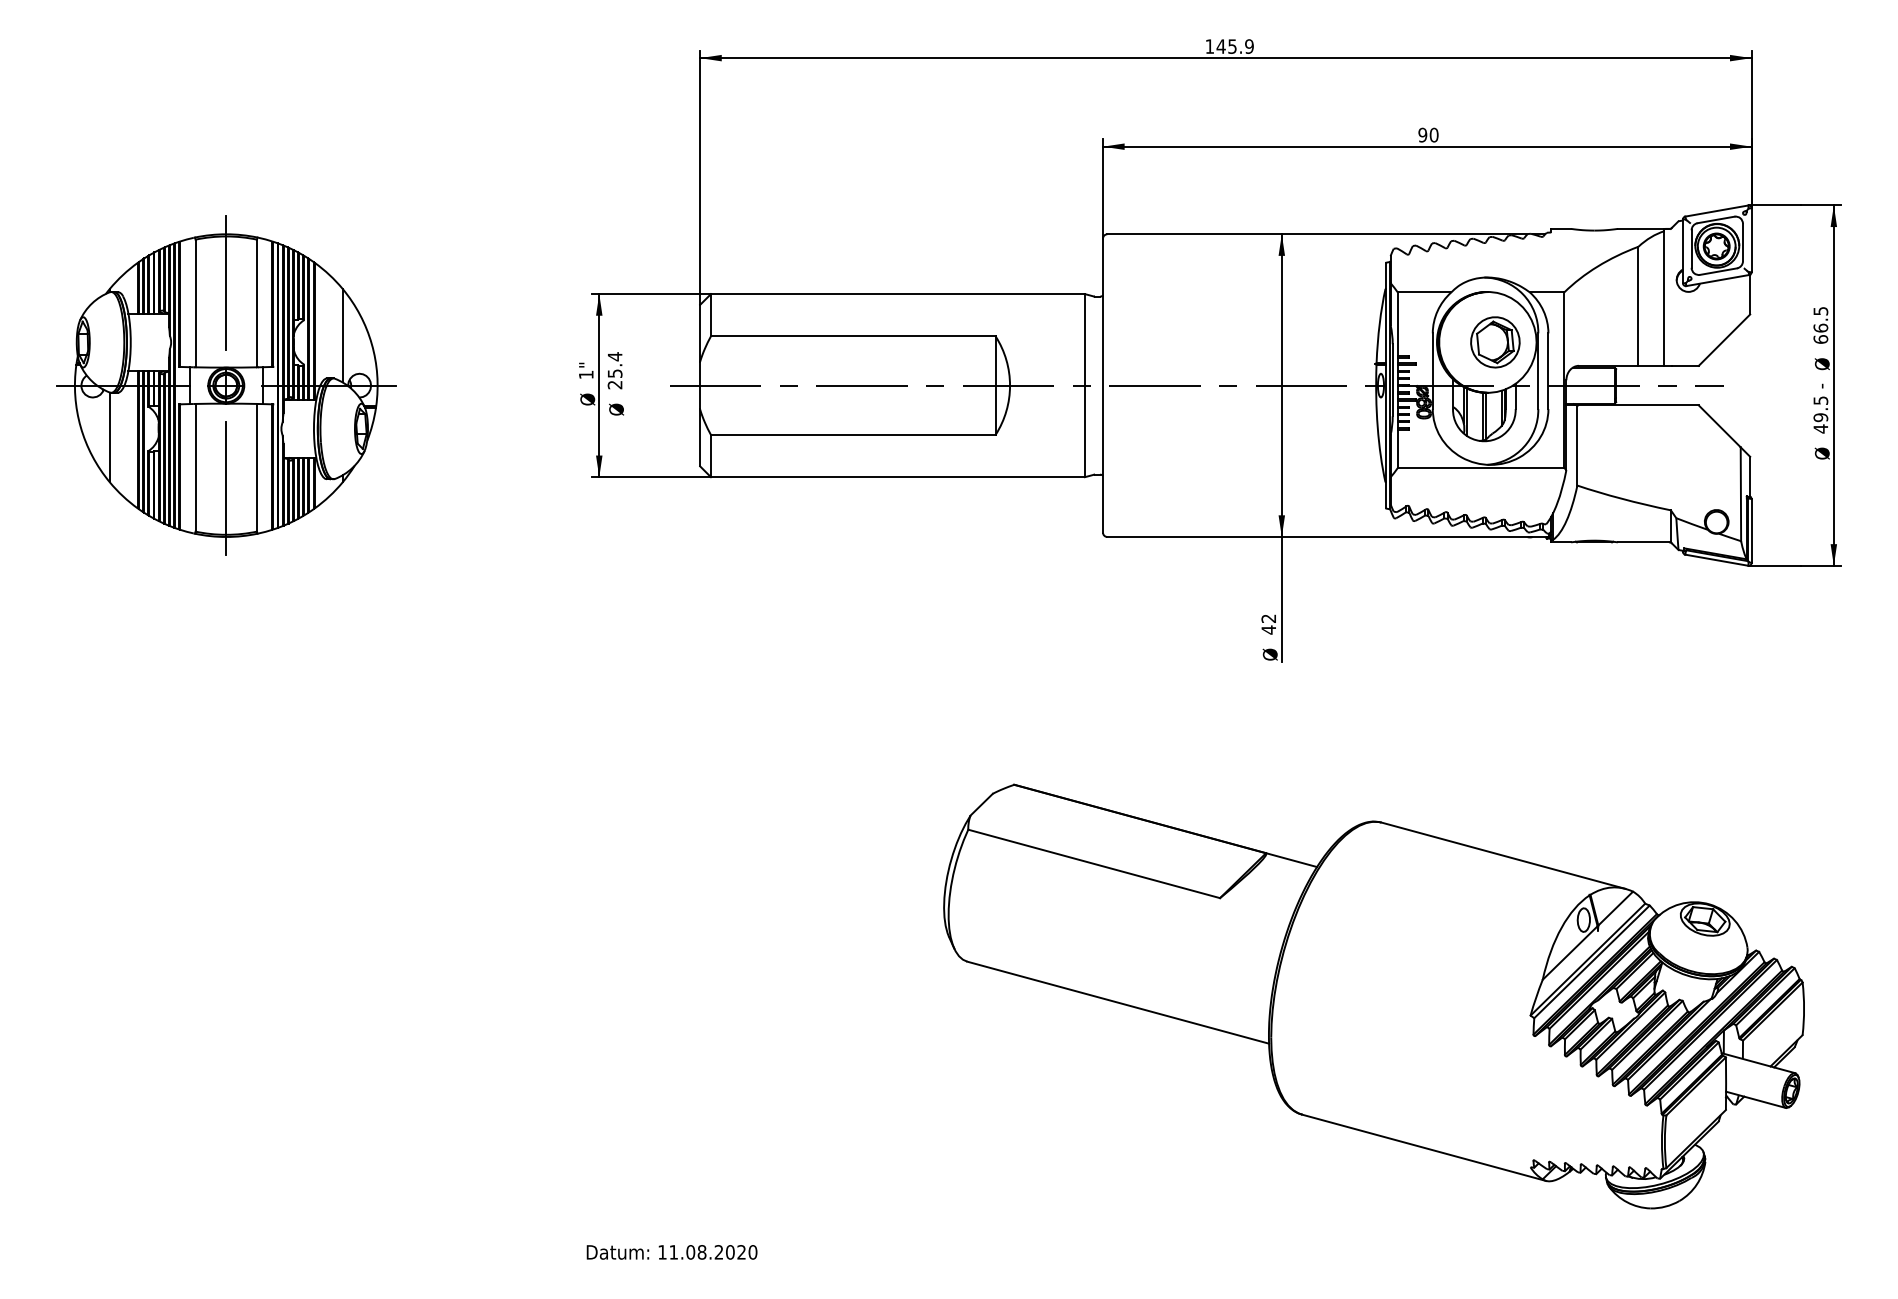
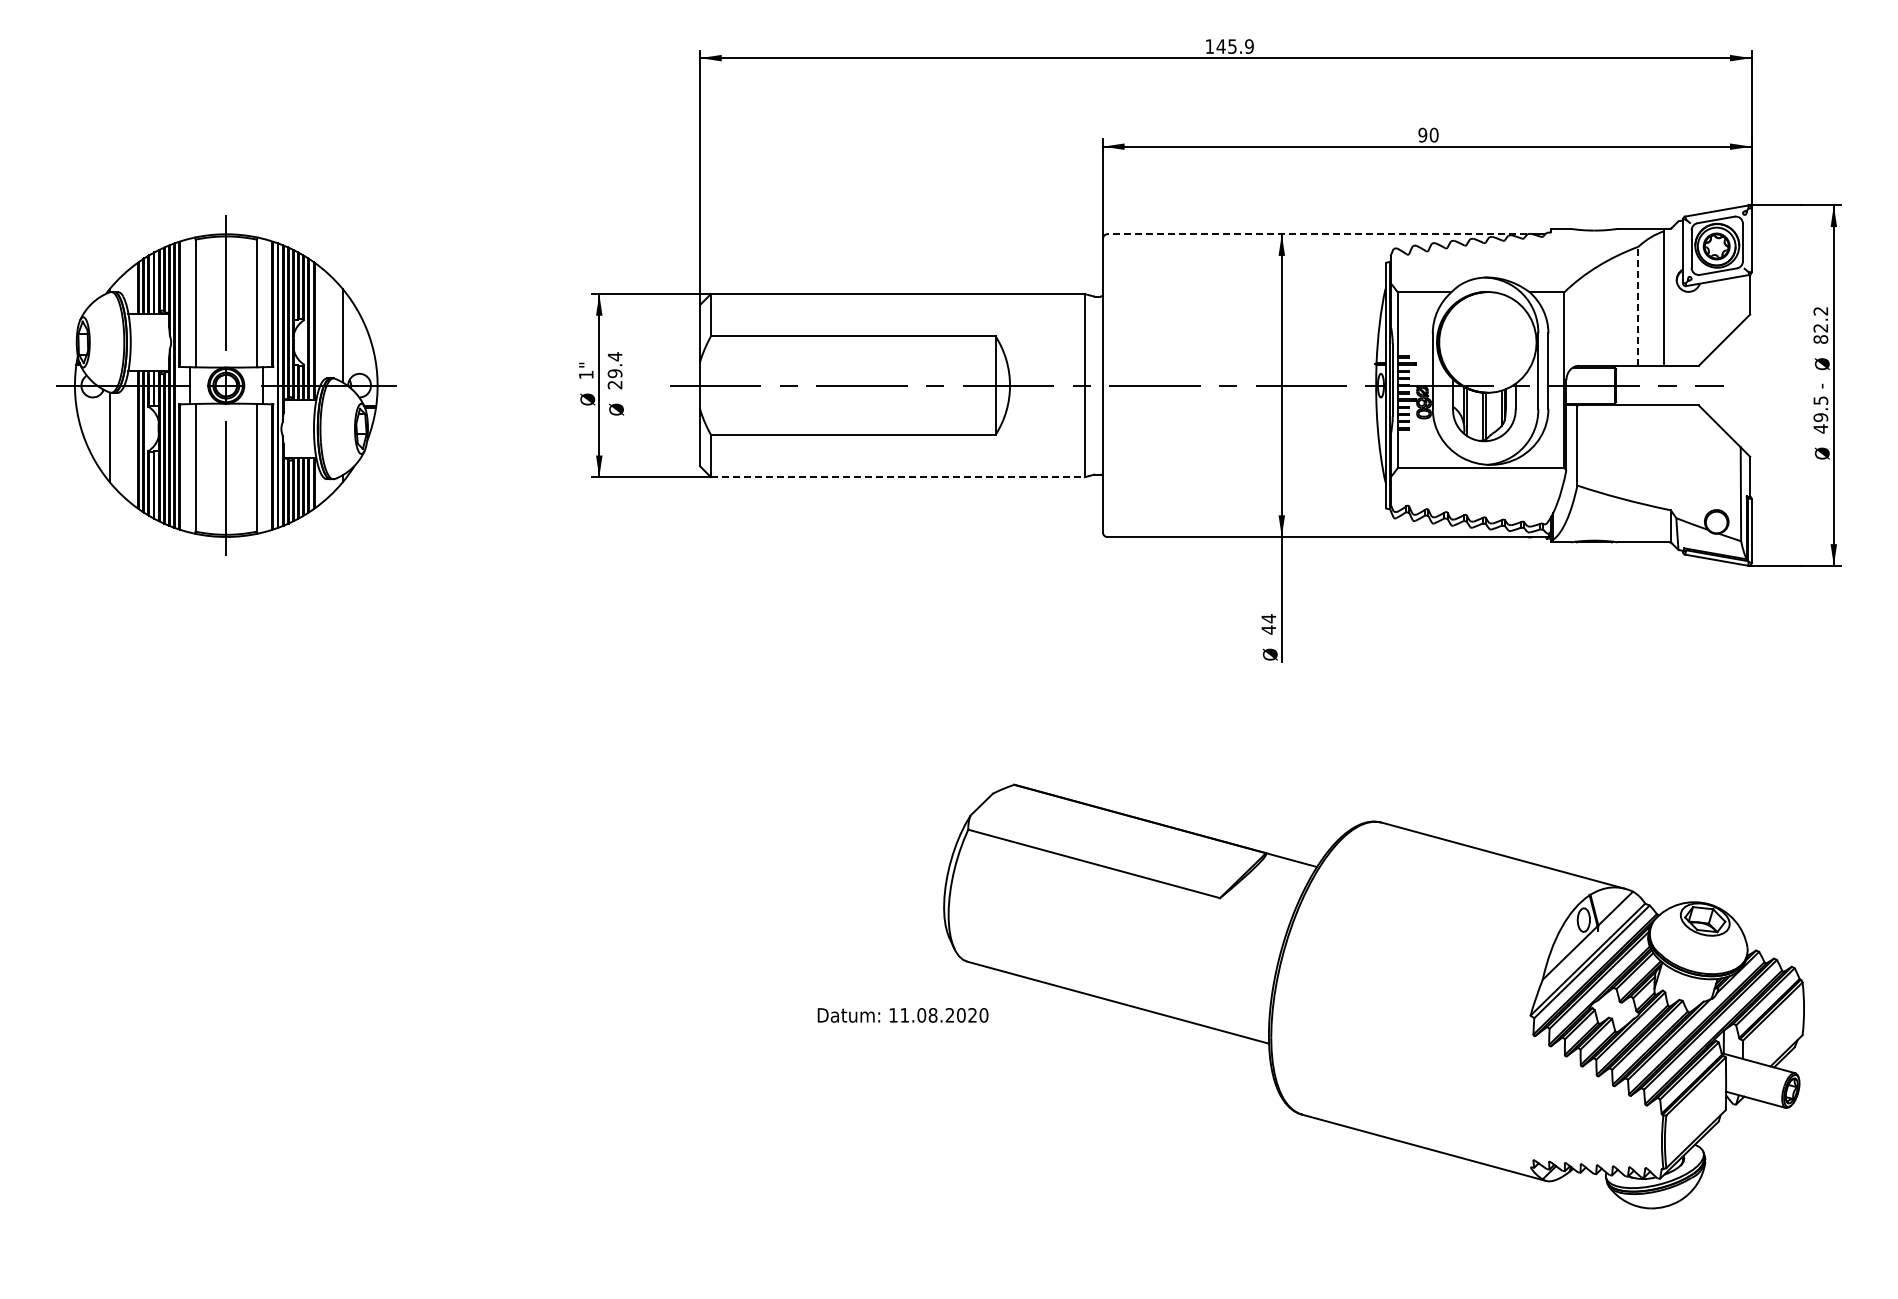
line: solid -> dashed (1316, 234)
line: solid -> dashed (1638, 306)
text: 66.5 -> 82.2 (1820, 325)
part: present -> none (1495, 342)
text: 25.4 -> 29.4 (614, 373)
line: solid -> dashed (898, 477)
text: 42 -> 44 (1268, 618)
text position: (671, 1252) -> (902, 1015) (902, 1015)
